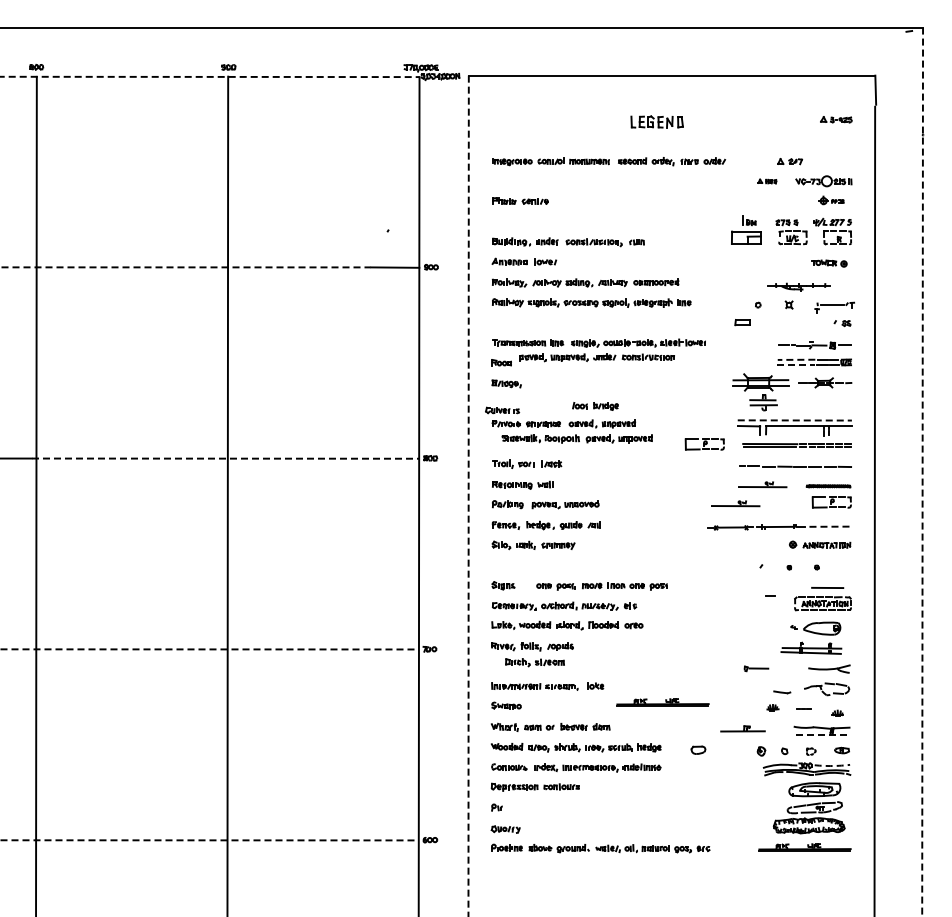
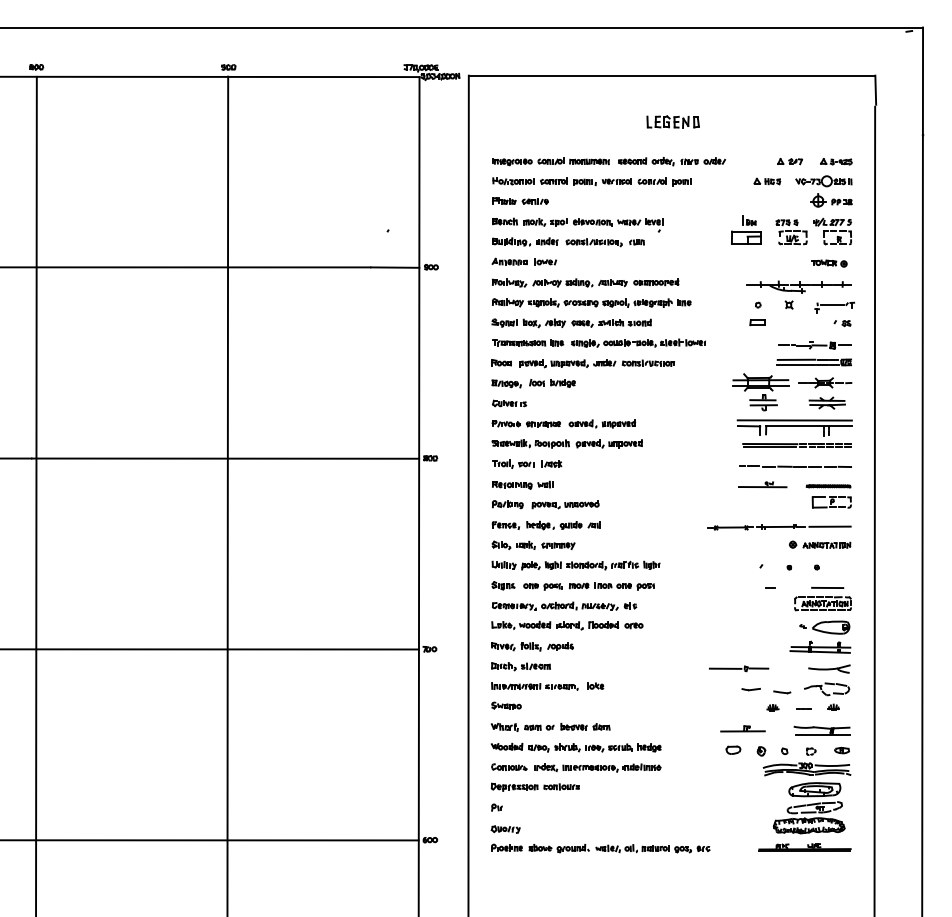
line: dashed -> solid (210, 76)
part position: (836, 119) -> (836, 161) (836, 161)
part position: (656, 121) -> (672, 121) (672, 121)
part: none -> present (591, 181)
part size: 21x7 px -> 29x9 px (767, 181)
part size: 27x11 px -> 43x15 px (831, 200)
part: none -> present (577, 224)
line: dashed -> solid (185, 267)
part size: 64x10 px -> 106x14 px (798, 286)
part position: (742, 322) -> (757, 322) (757, 322)
part: none -> present (571, 323)
part position: (596, 357) -> (596, 363) (596, 363)
line: dashed -> solid (796, 359)
line: dashed -> solid (796, 365)
part: none -> present (826, 402)
part position: (595, 406) -> (552, 383) (552, 383)
part position: (502, 410) -> (509, 403) (509, 403)
line: dashed -> solid (795, 420)
part position: (576, 438) -> (566, 443) (566, 443)
part: present -> none (704, 444)
line: dashed -> solid (225, 458)
line: dashed -> solid (922, 472)
line: dashed -> solid (468, 496)
part: present -> none (735, 503)
line: dashed -> solid (830, 526)
part: none -> present (575, 565)
part position: (601, 586) -> (588, 586) (588, 586)
line position: (770, 595) -> (770, 587) (770, 587)
part position: (811, 637) -> (820, 636) (820, 636)
line: dashed -> solid (209, 649)
part position: (534, 662) -> (520, 666) (520, 666)
line: none -> present (725, 668)
line: none -> present (750, 689)
part: present -> none (662, 702)
part position: (837, 712) -> (833, 706) (833, 706)
line: dashed -> solid (823, 734)
part position: (698, 749) -> (733, 749) (733, 749)
arc: dashed -> solid (832, 766)
line: dashed -> solid (209, 840)
